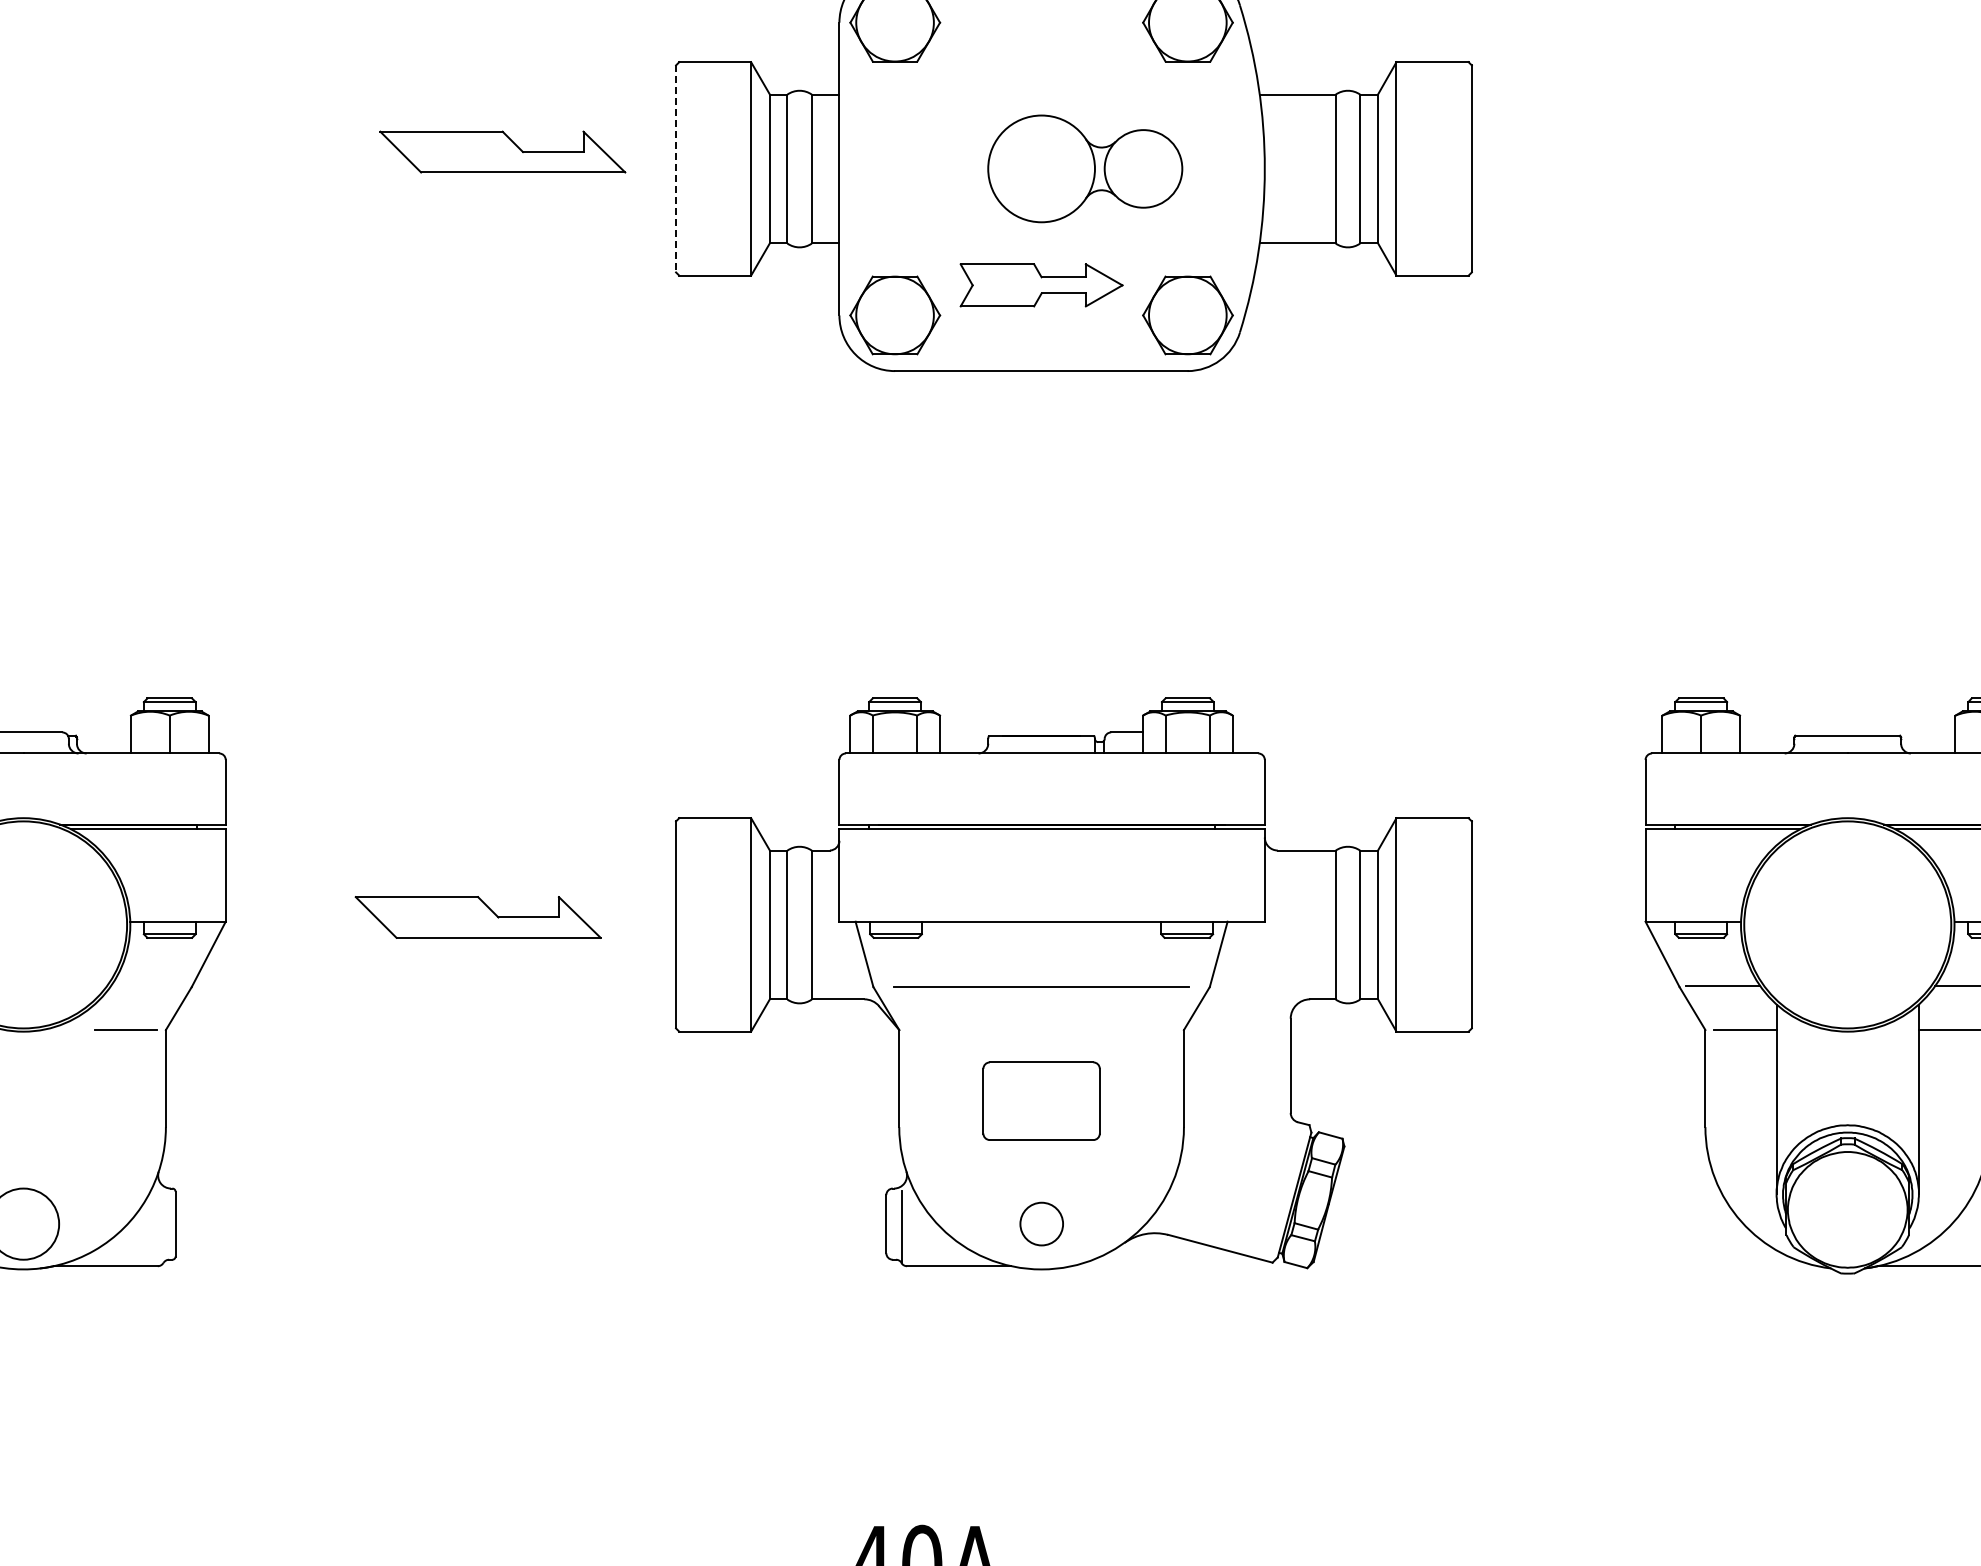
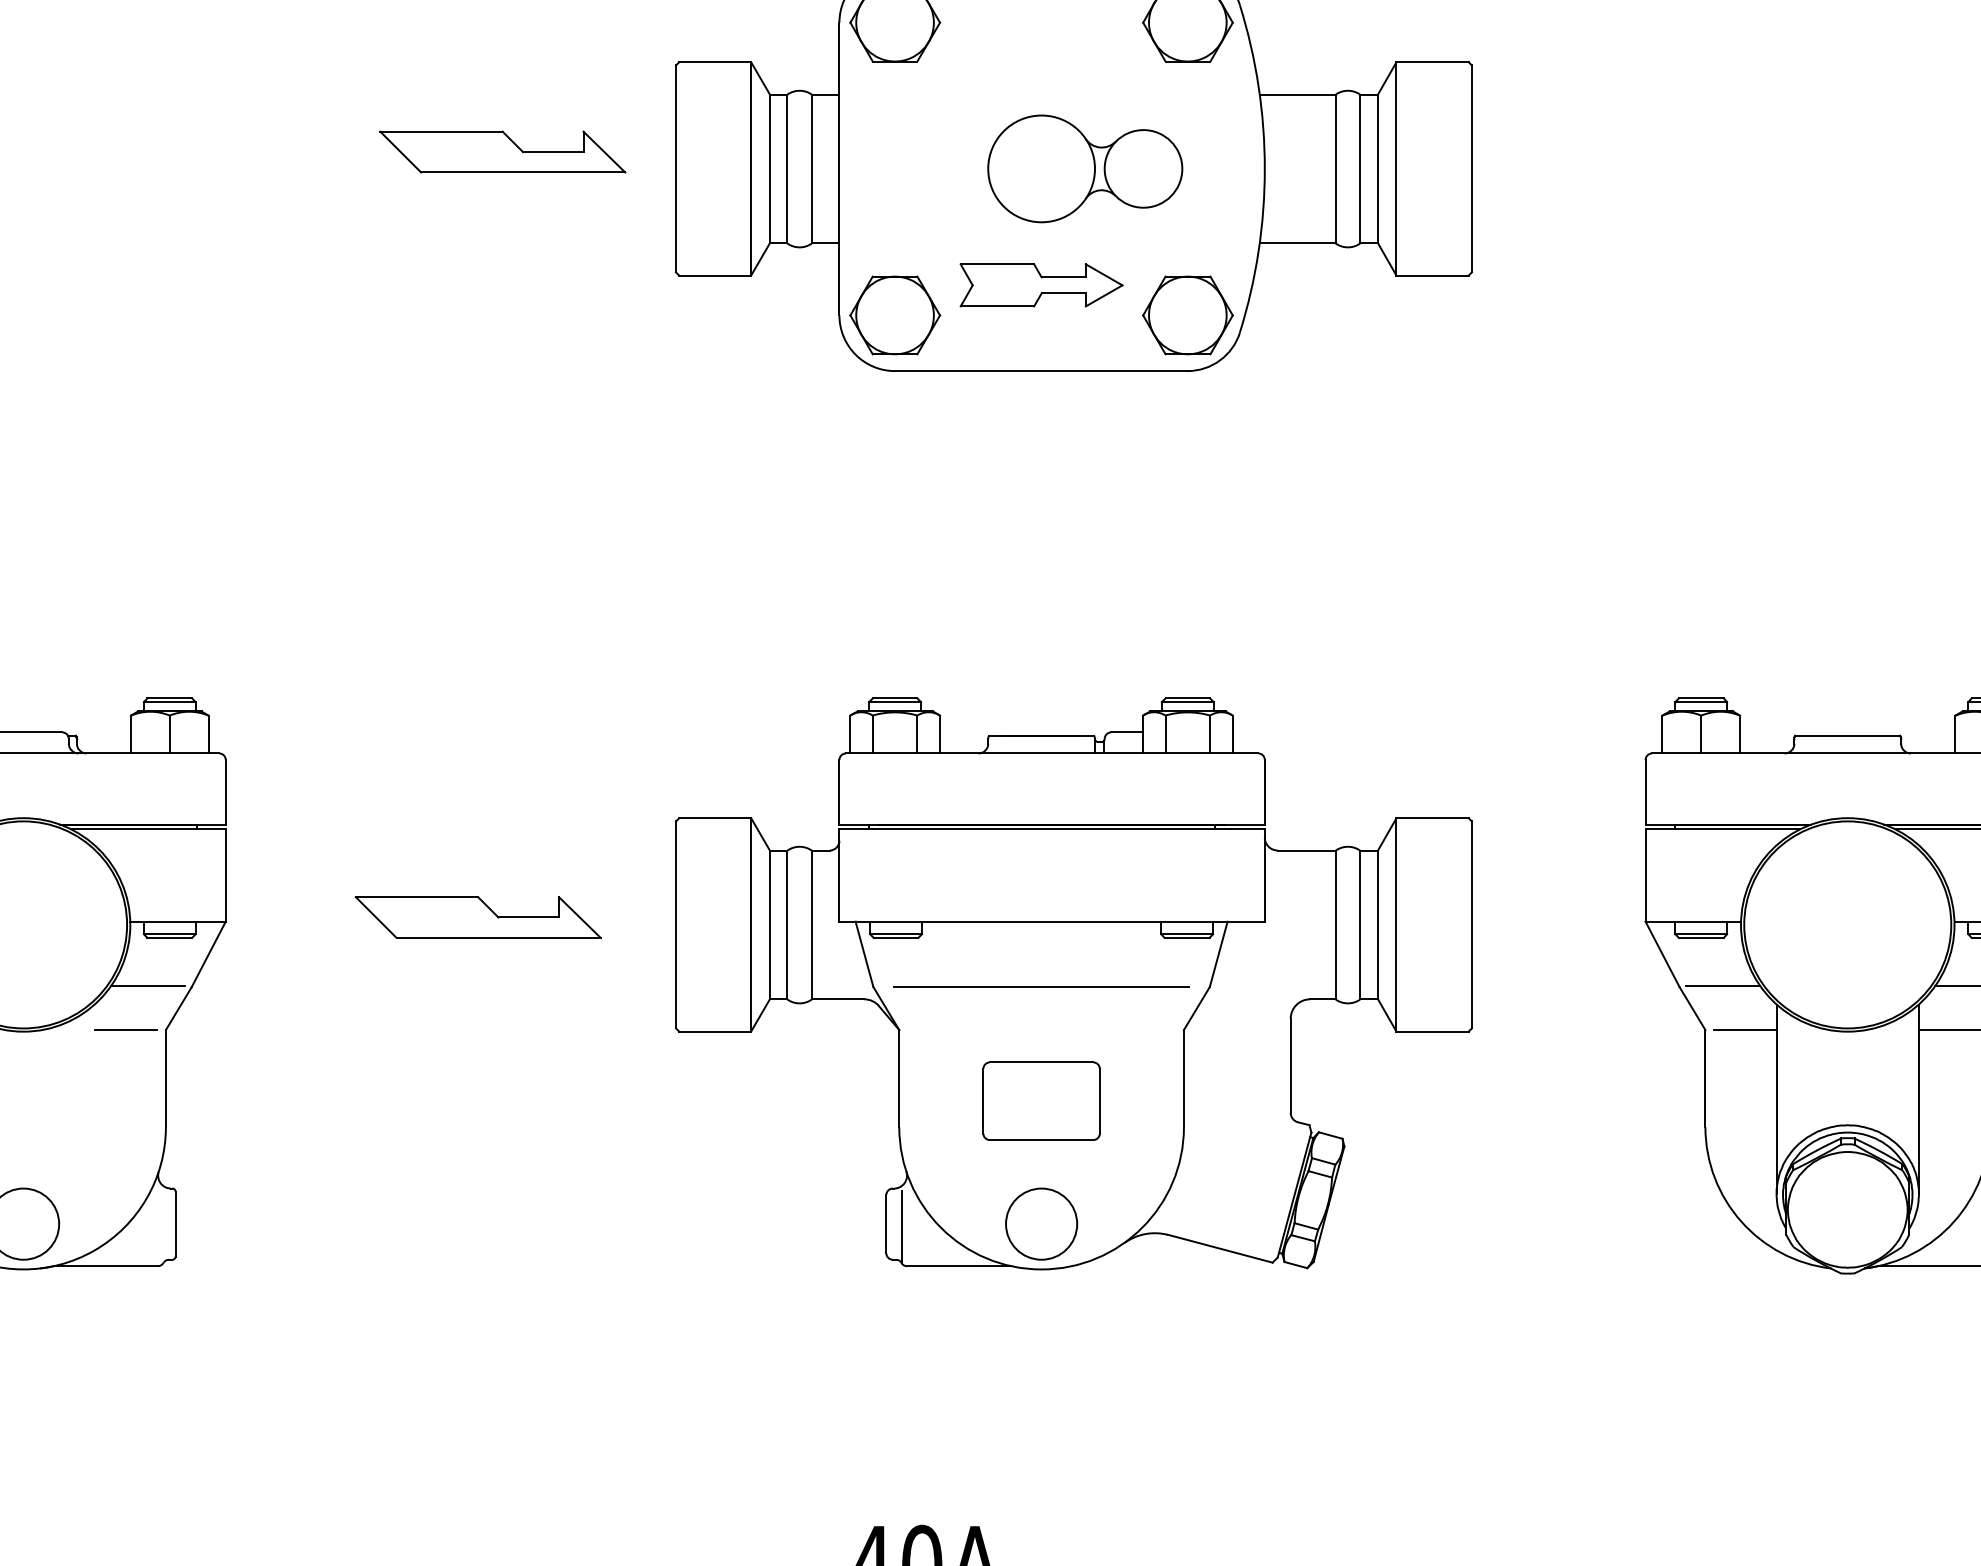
line: dashed -> solid (676, 168)
line: none -> present (147, 986)
circle size: 45x46 px -> 74x74 px (1041, 1223)
